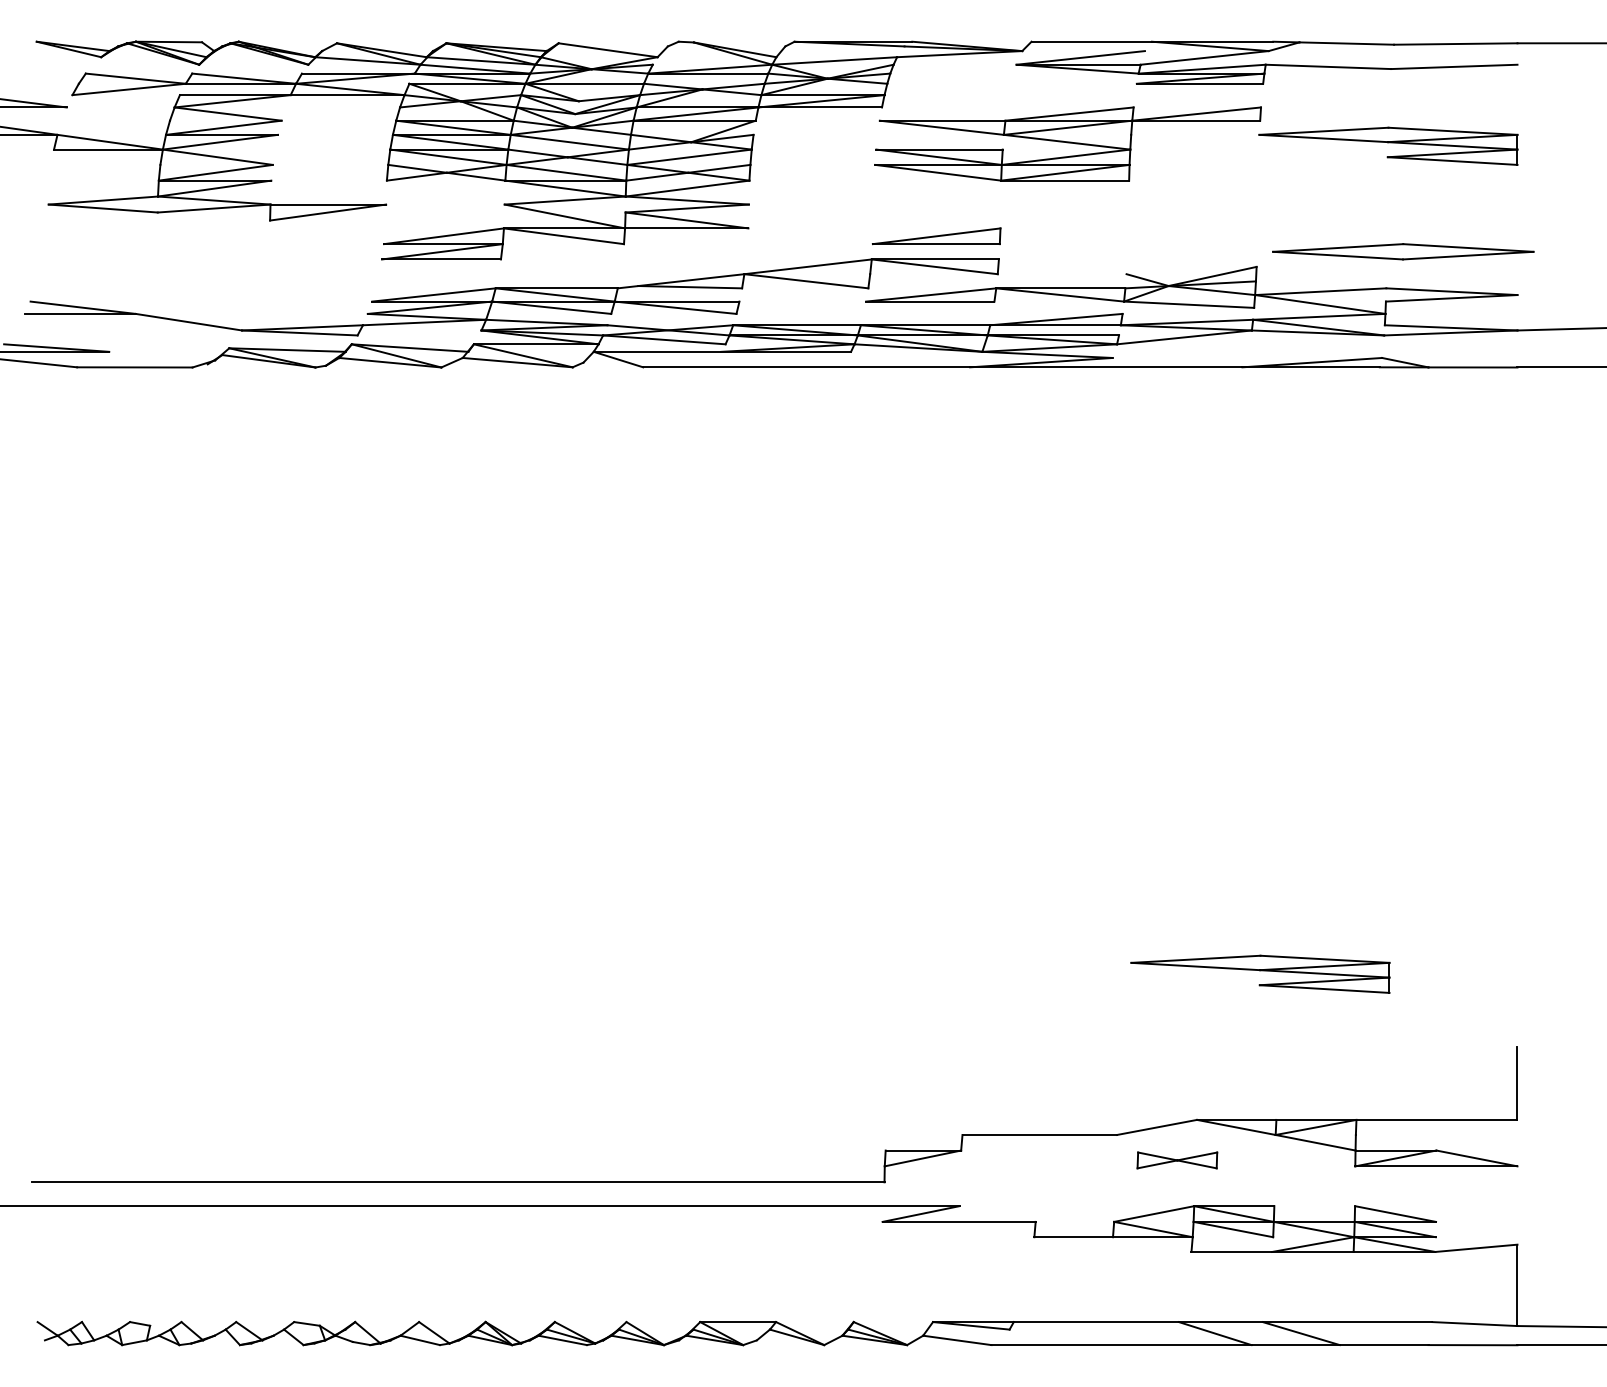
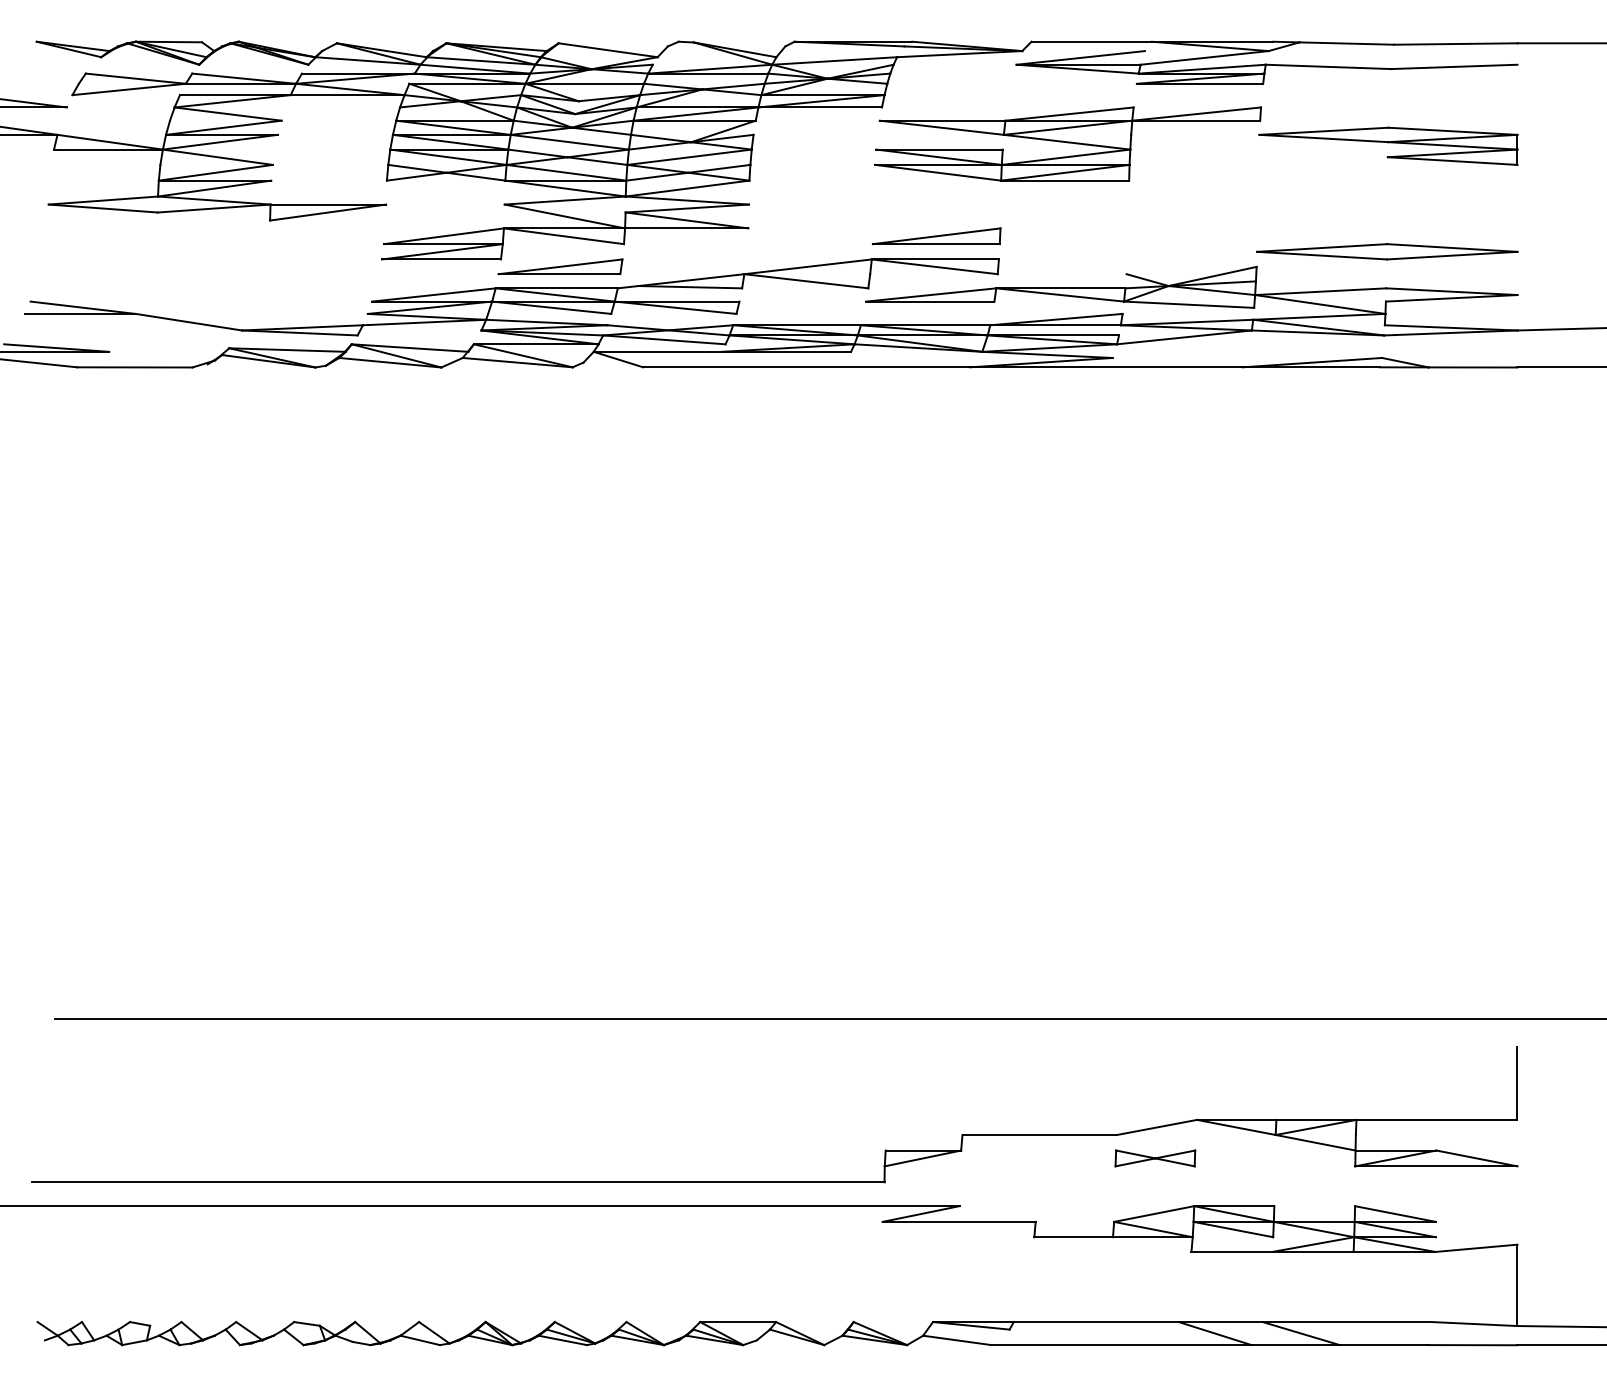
part position: (1403, 251) -> (1387, 251) (1387, 251)
part: none -> present (560, 266)
part: present -> none (1260, 973)
line: none -> present (828, 1019)
part position: (1177, 1160) -> (1155, 1158) (1155, 1158)
